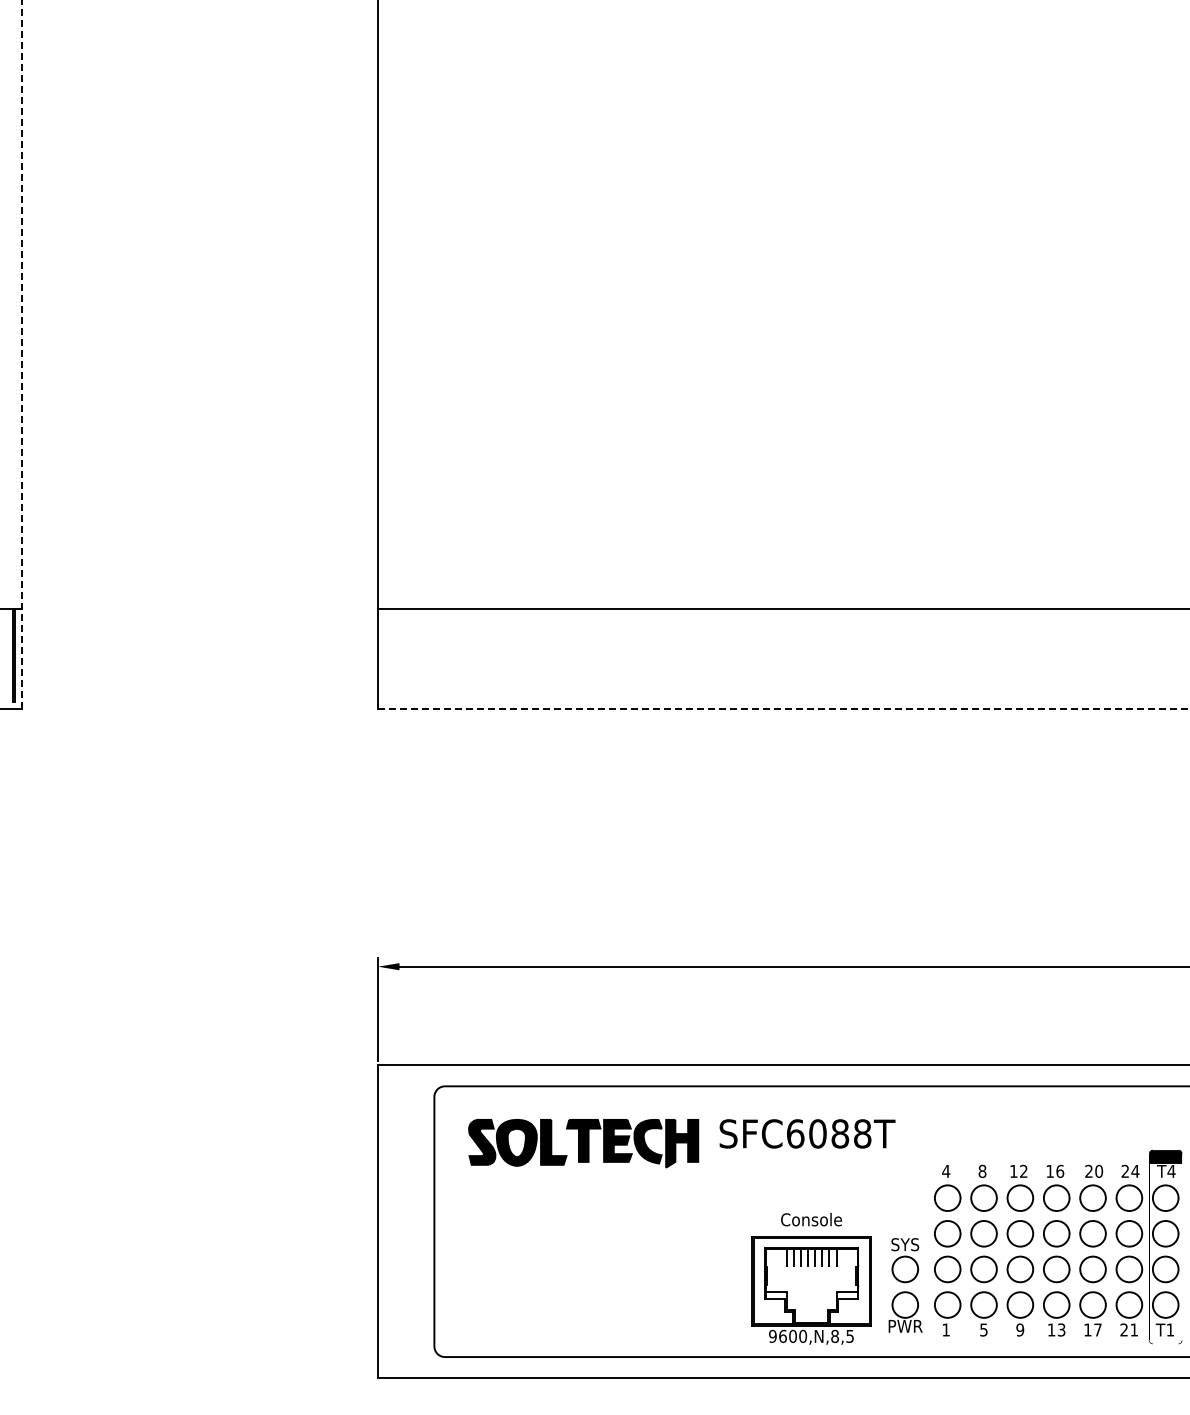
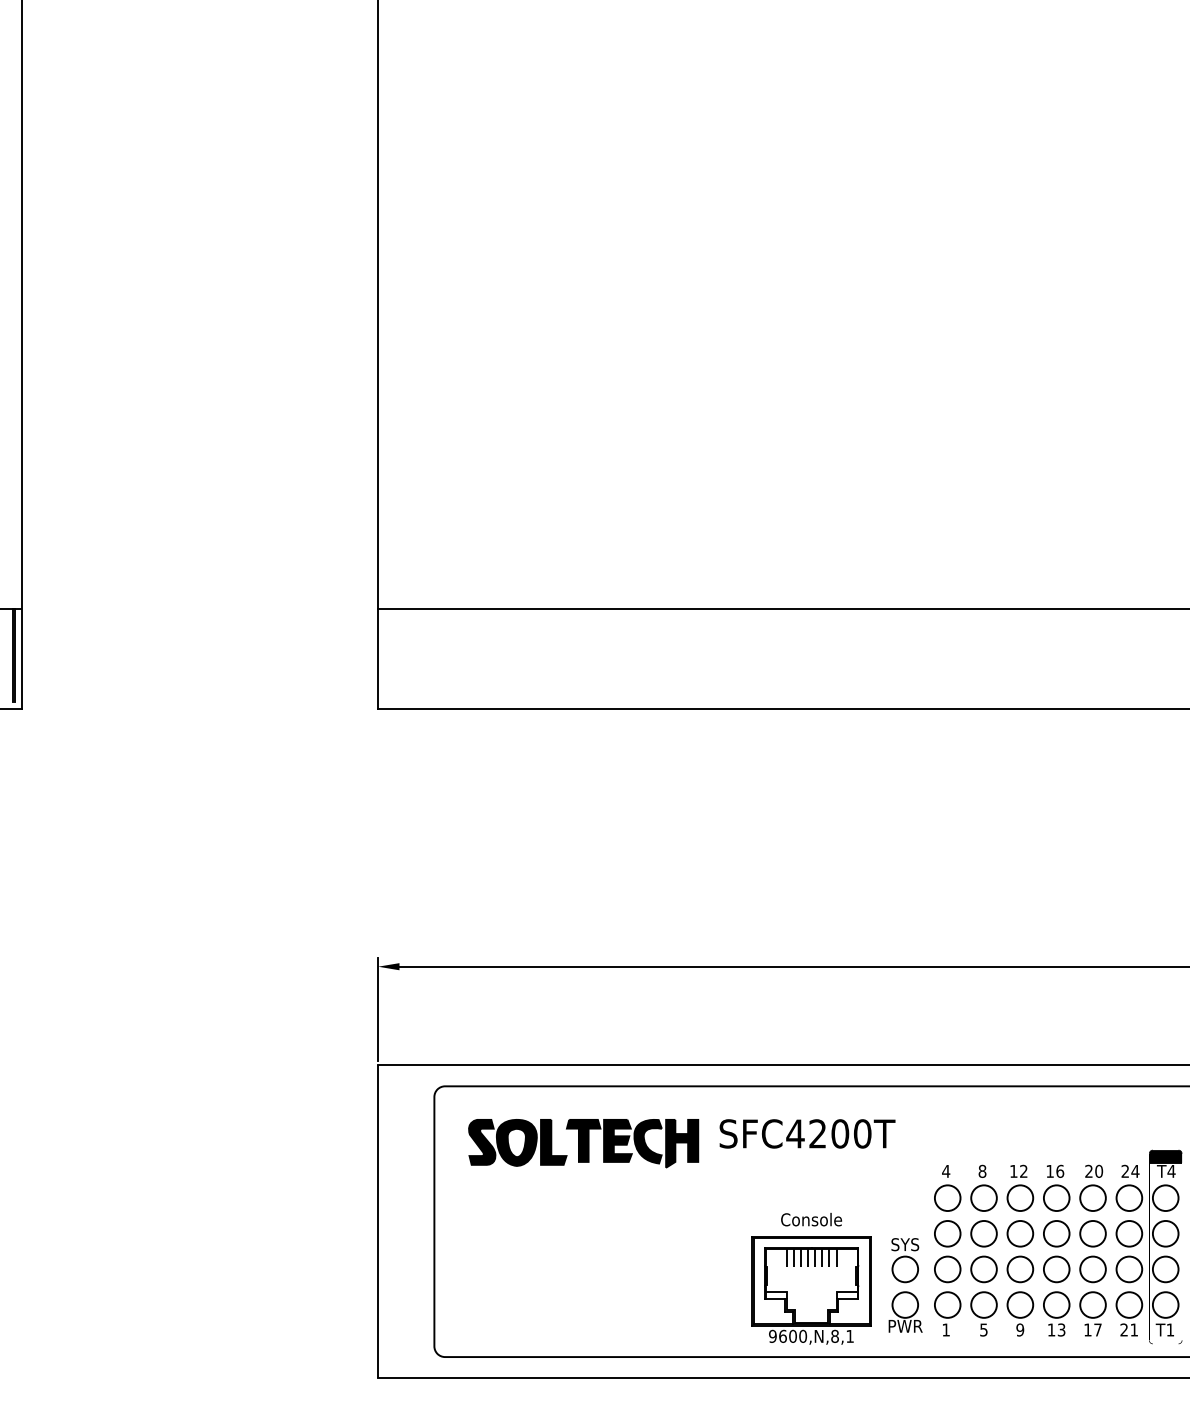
line: dashed -> solid (21, 354)
line: dashed -> solid (784, 708)
text: SFC6088T -> SFC4200T (828, 1133)
text: 9600,N,8,5 -> 9600,N,8,1 (849, 1336)
